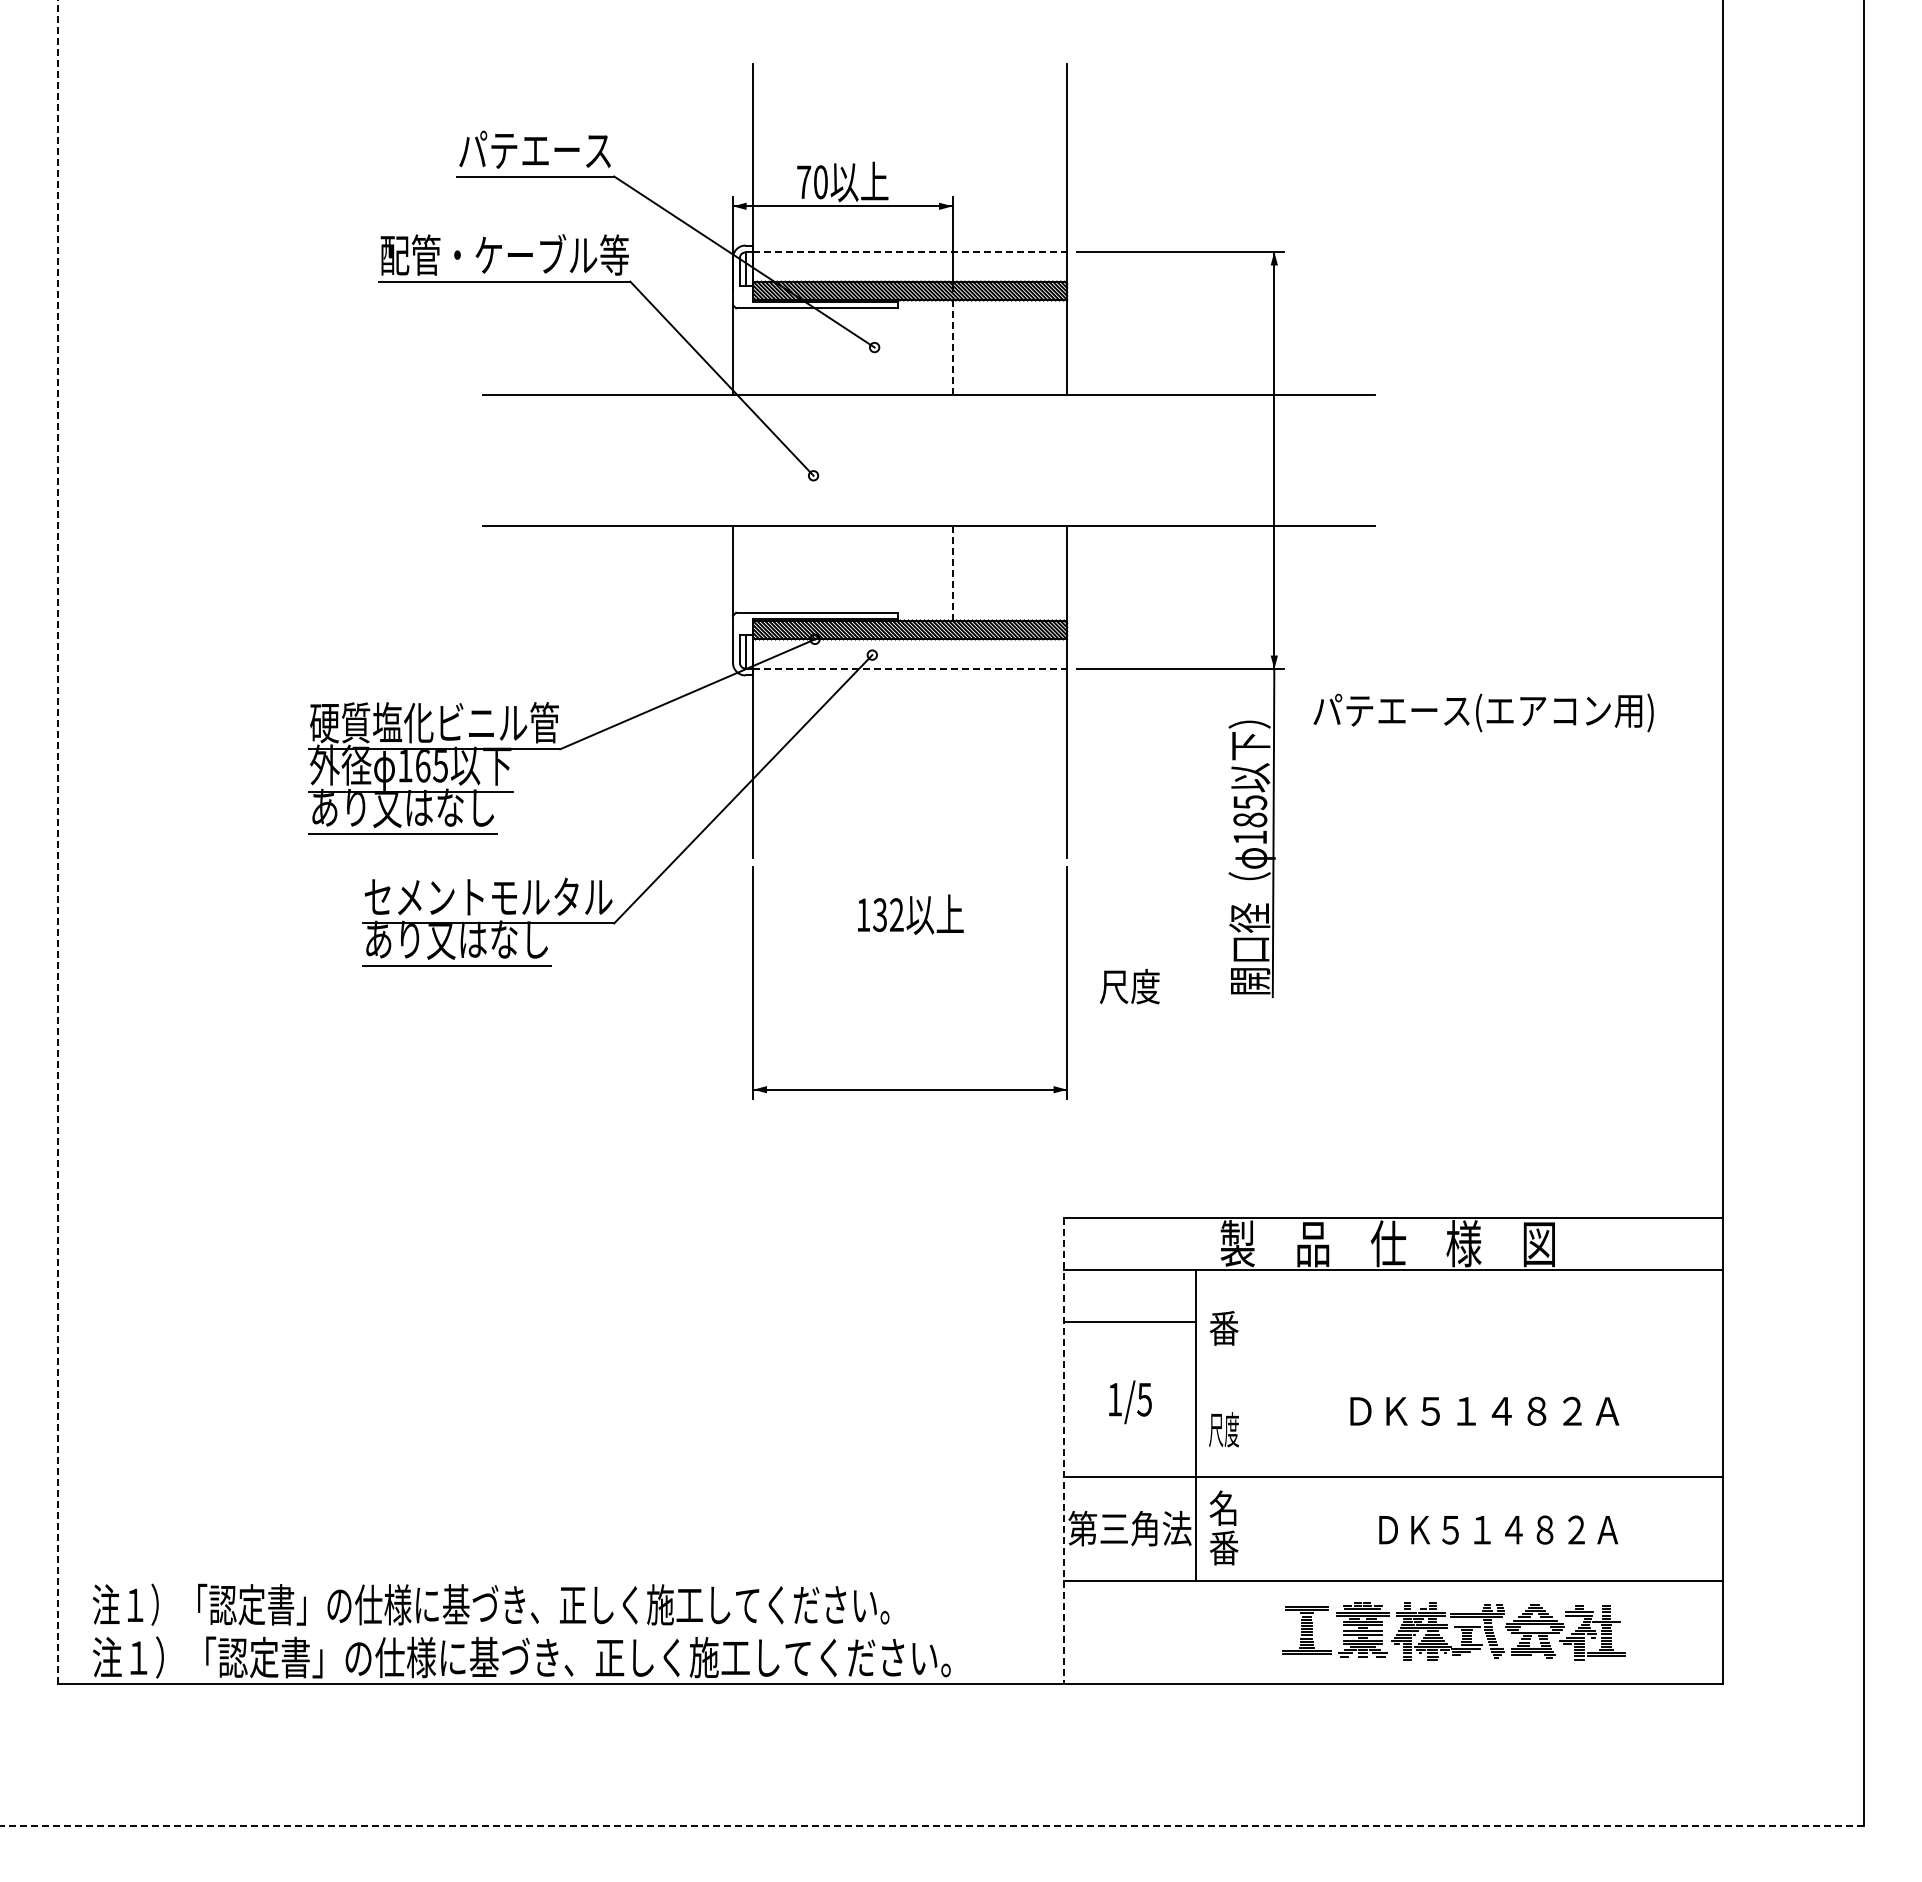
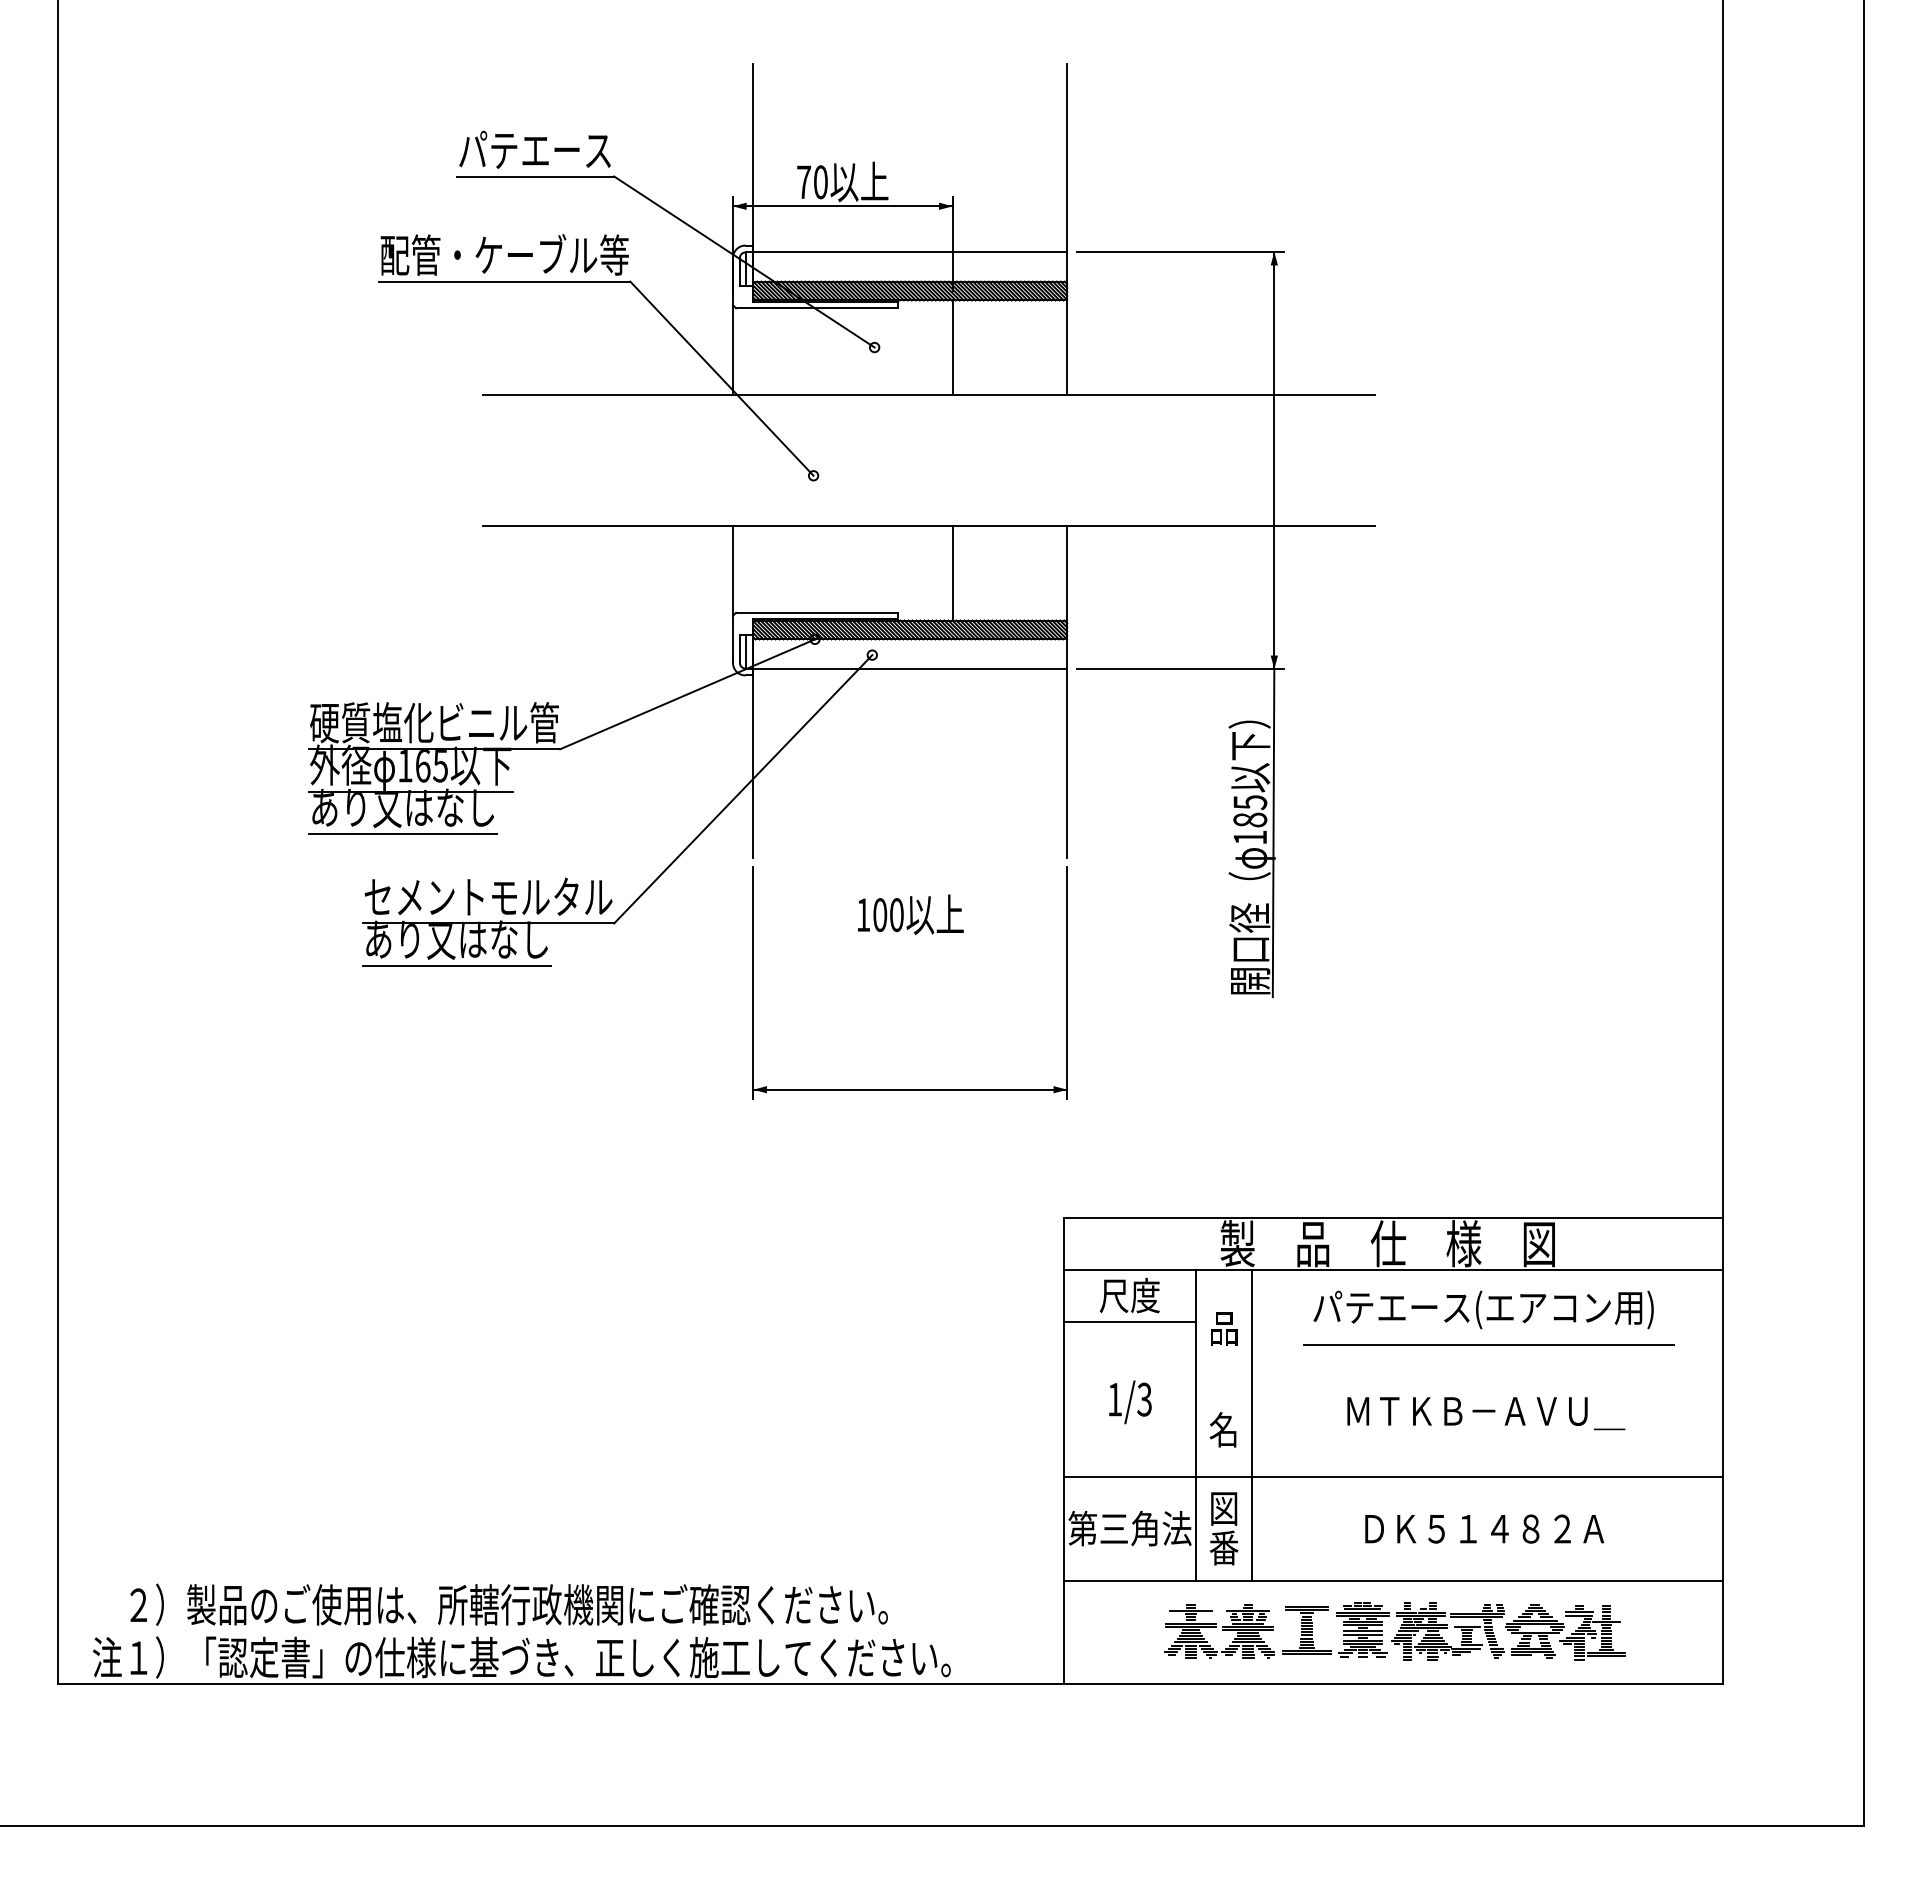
line: dashed -> solid (910, 251)
line: dashed -> solid (952, 348)
line: dashed -> solid (952, 573)
line: dashed -> solid (910, 669)
text position: (1483, 712) -> (1483, 1309) (1483, 1309)
line: dashed -> solid (57, 842)
text: 132 -> 100 (888, 915)
text position: (1129, 986) -> (1129, 1295) (1129, 1295)
text: 番 -> 品 (1223, 1328)
line: none -> present (1489, 1345)
text: 1/5 -> 1/3 (1144, 1399)
text: ＤＫ５１４８２Ａ -> ＭＴＫＢ－ＡＶＵ＿ (1486, 1413)
line: none -> present (1252, 1425)
text: 尺度 -> 名 (1224, 1429)
line: dashed -> solid (1064, 1451)
text: 名 -> 図 (1223, 1507)
text position: (1498, 1529) -> (1484, 1528) (1484, 1528)
text: 注１）「認定書」の仕様に基づき、正しく施工してください。 -> ２）製品のご使用は、所轄行政機関にご確認ください。 (491, 1604)
part: none -> present (1219, 1631)
line: dashed -> solid (931, 1825)
